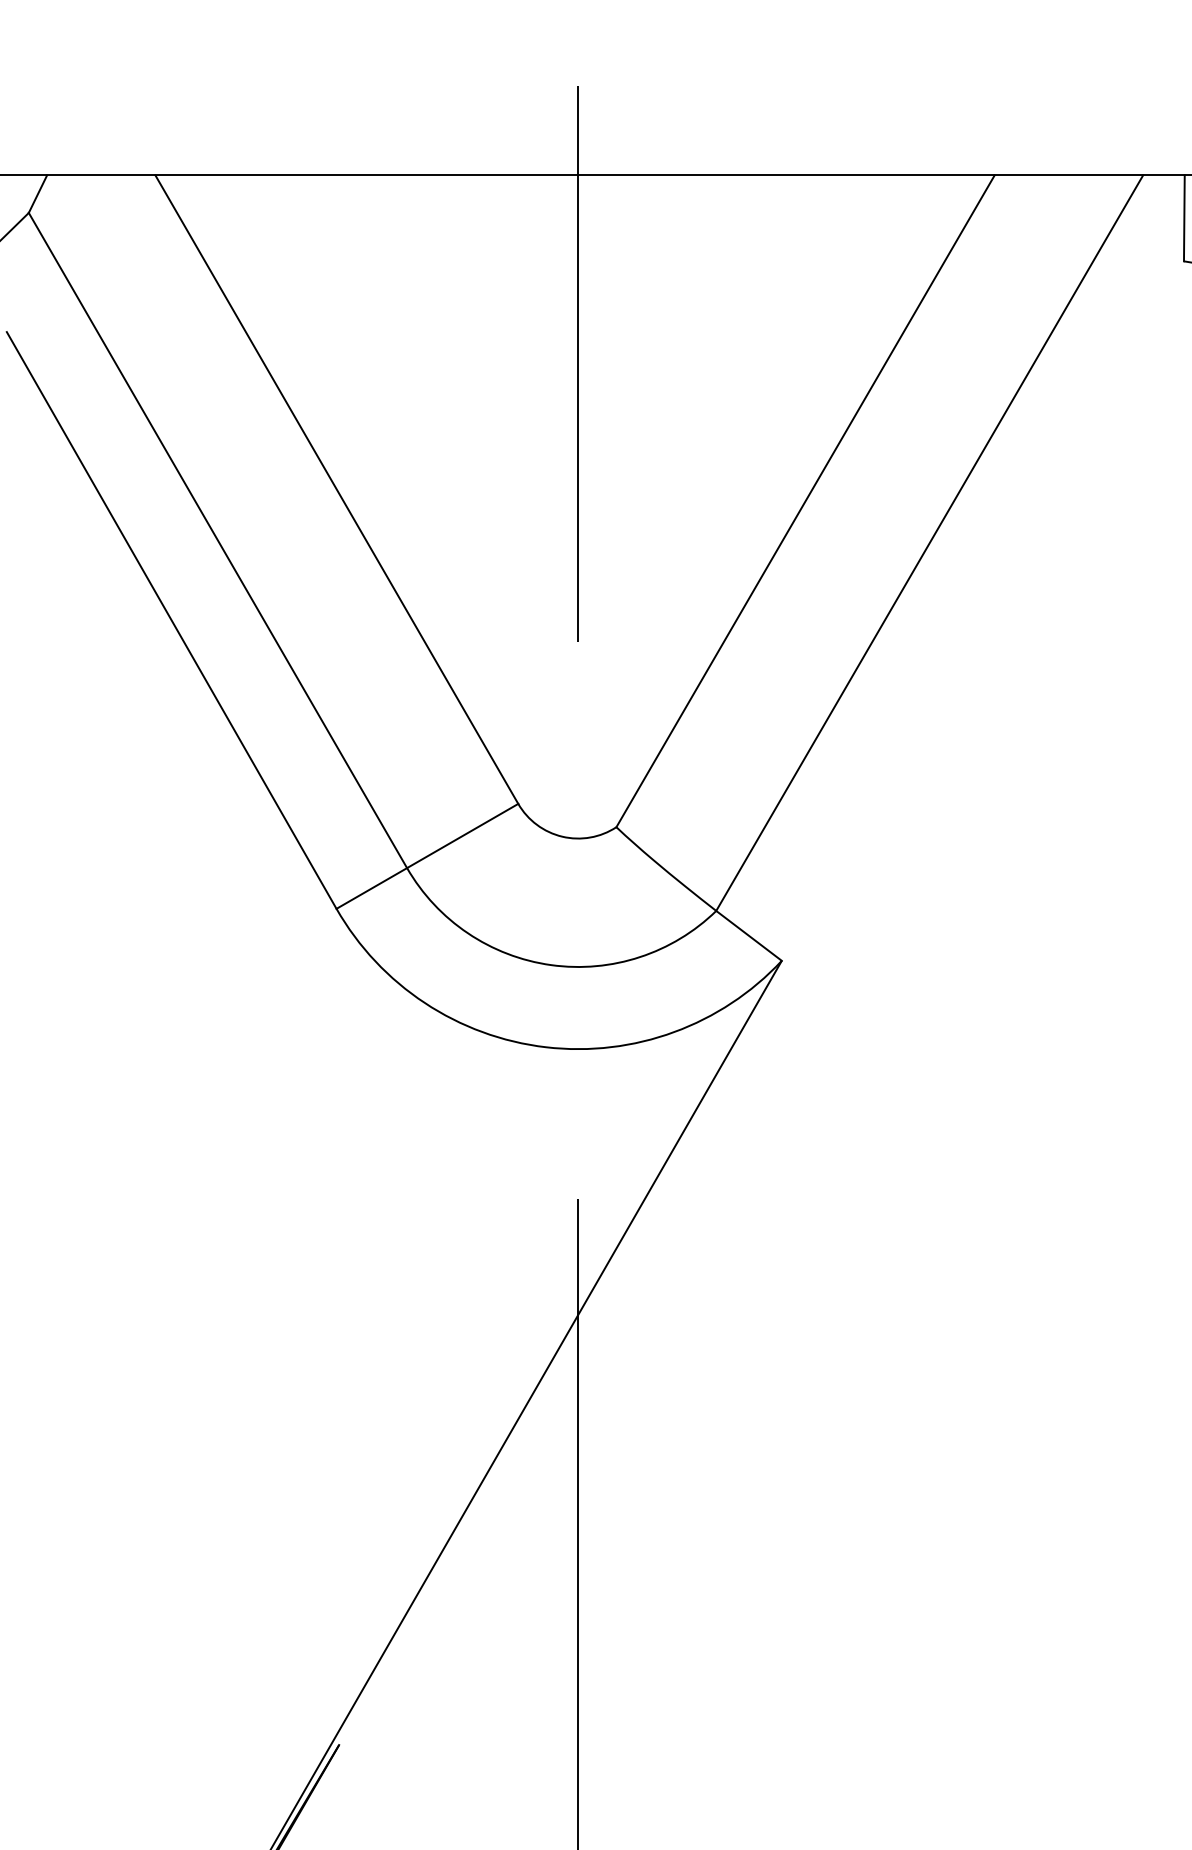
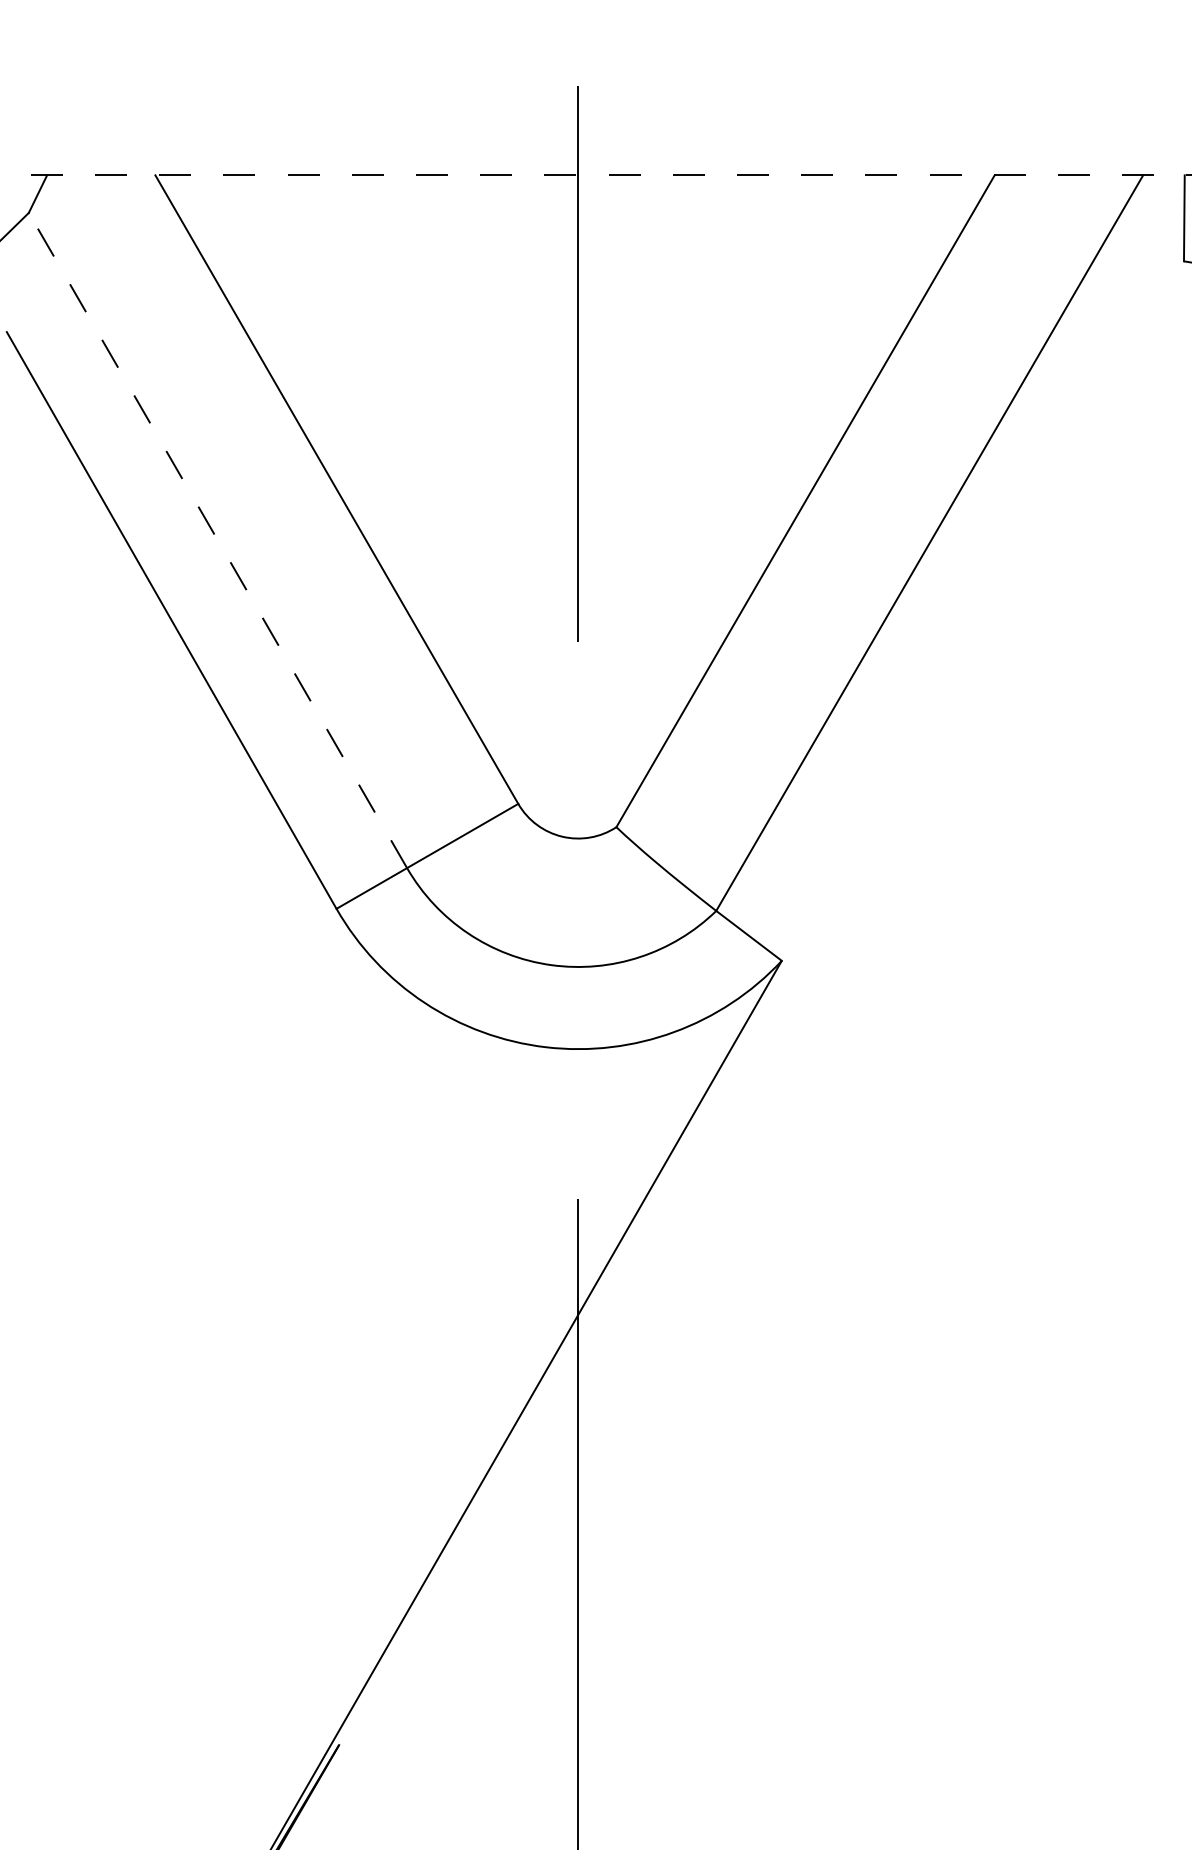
line: solid -> dashed (596, 175)
line: solid -> dashed (217, 540)
